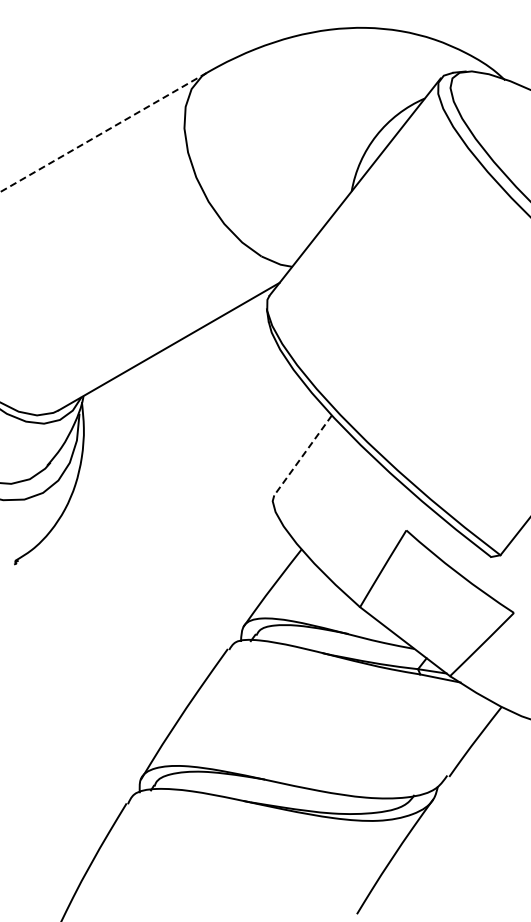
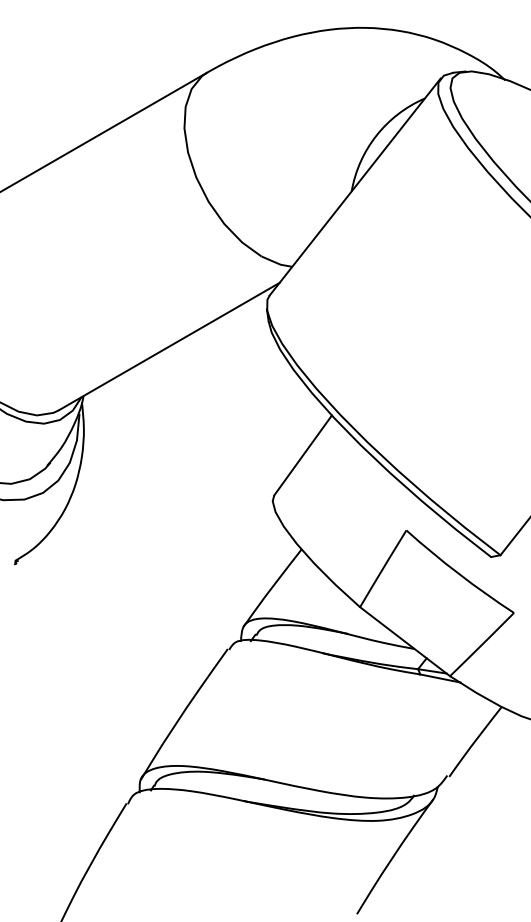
line: dashed -> solid (103, 132)
line: dashed -> solid (302, 455)
